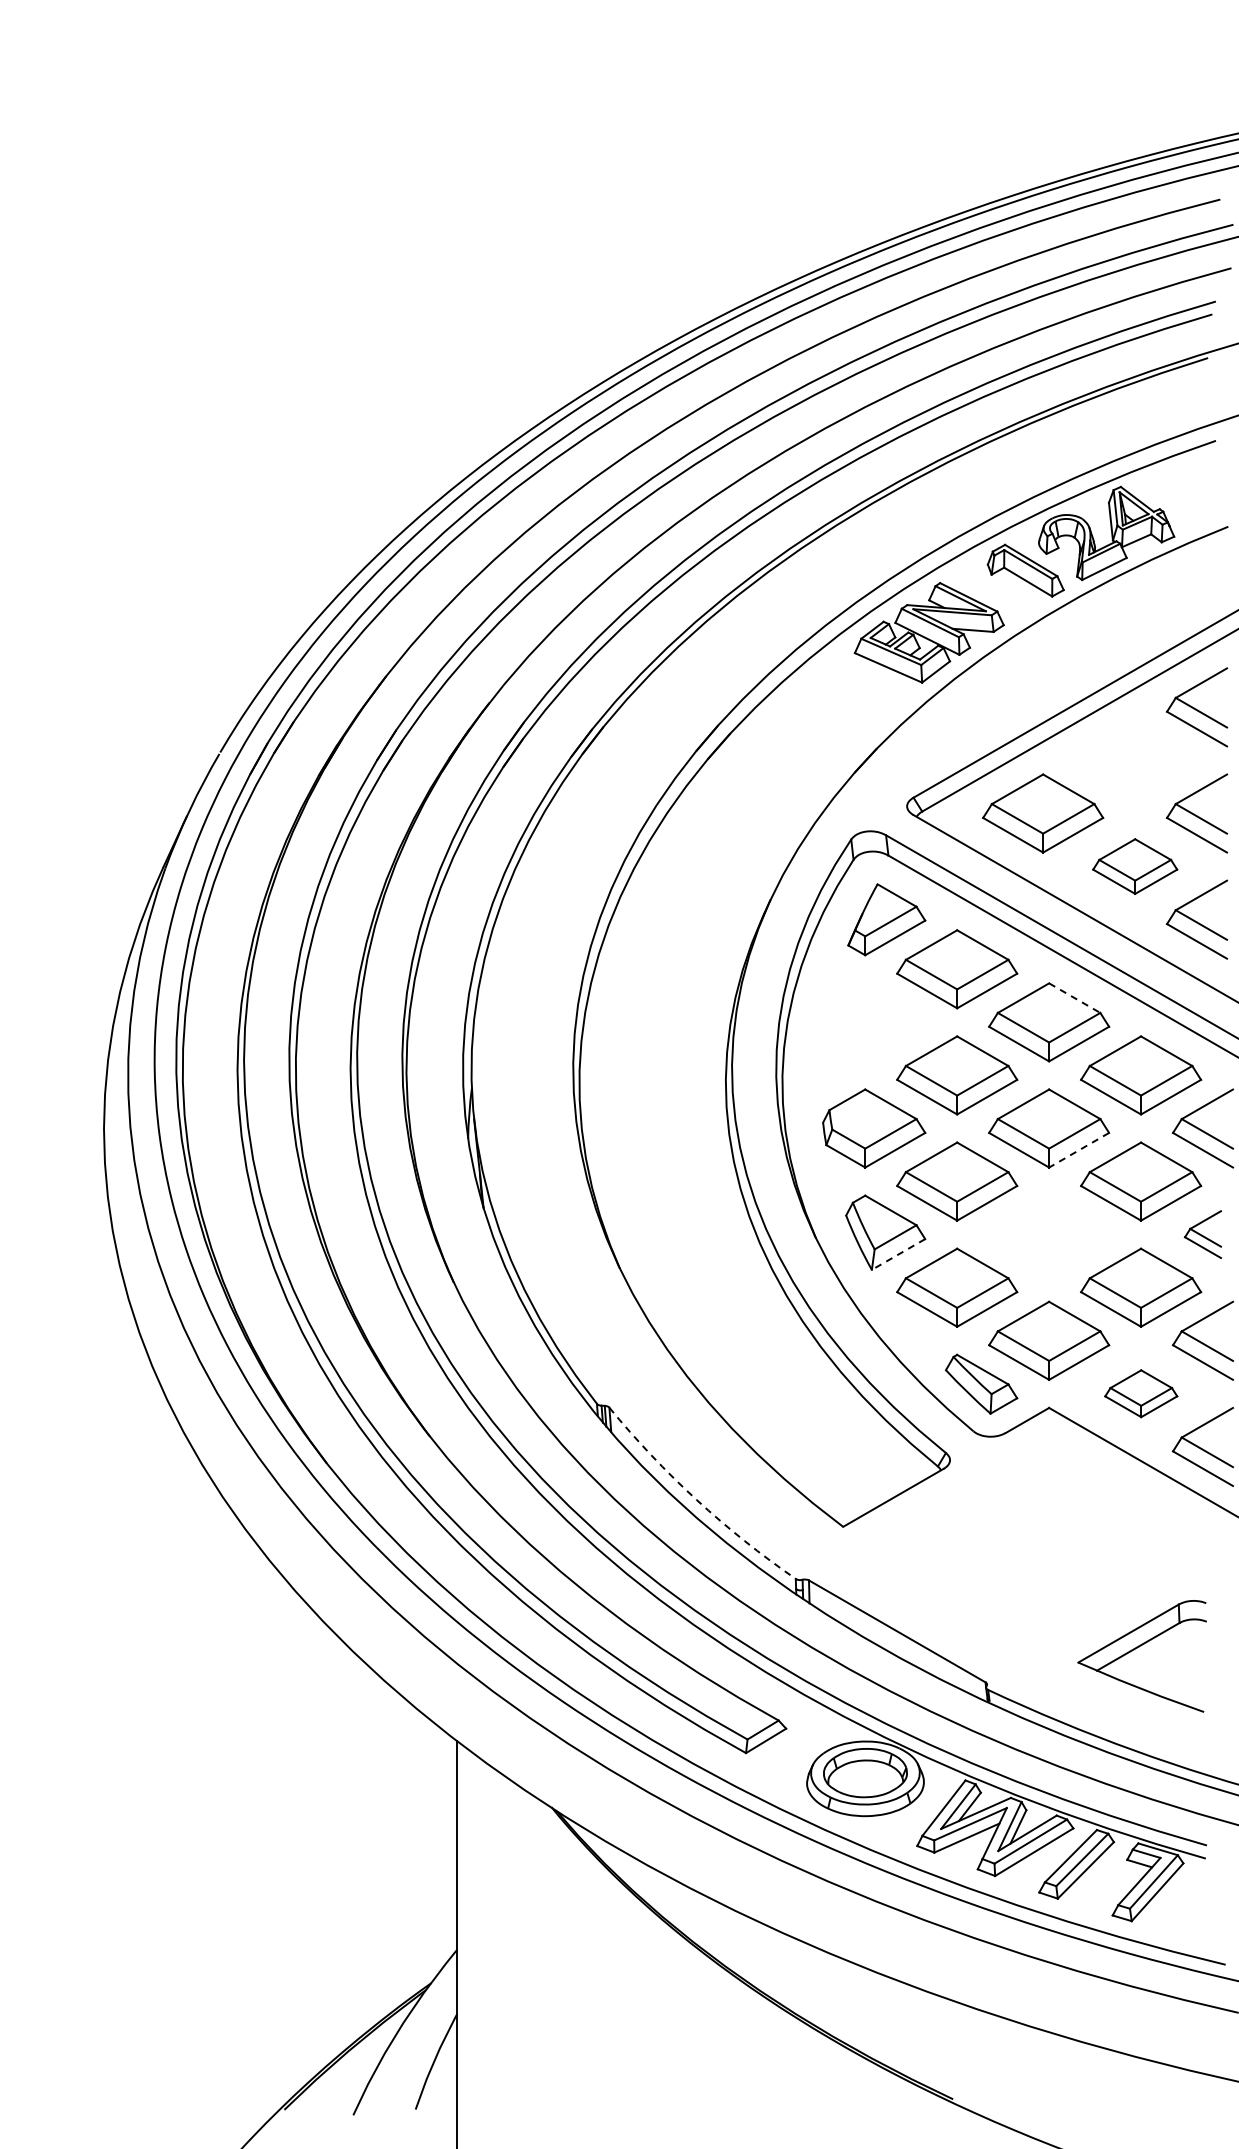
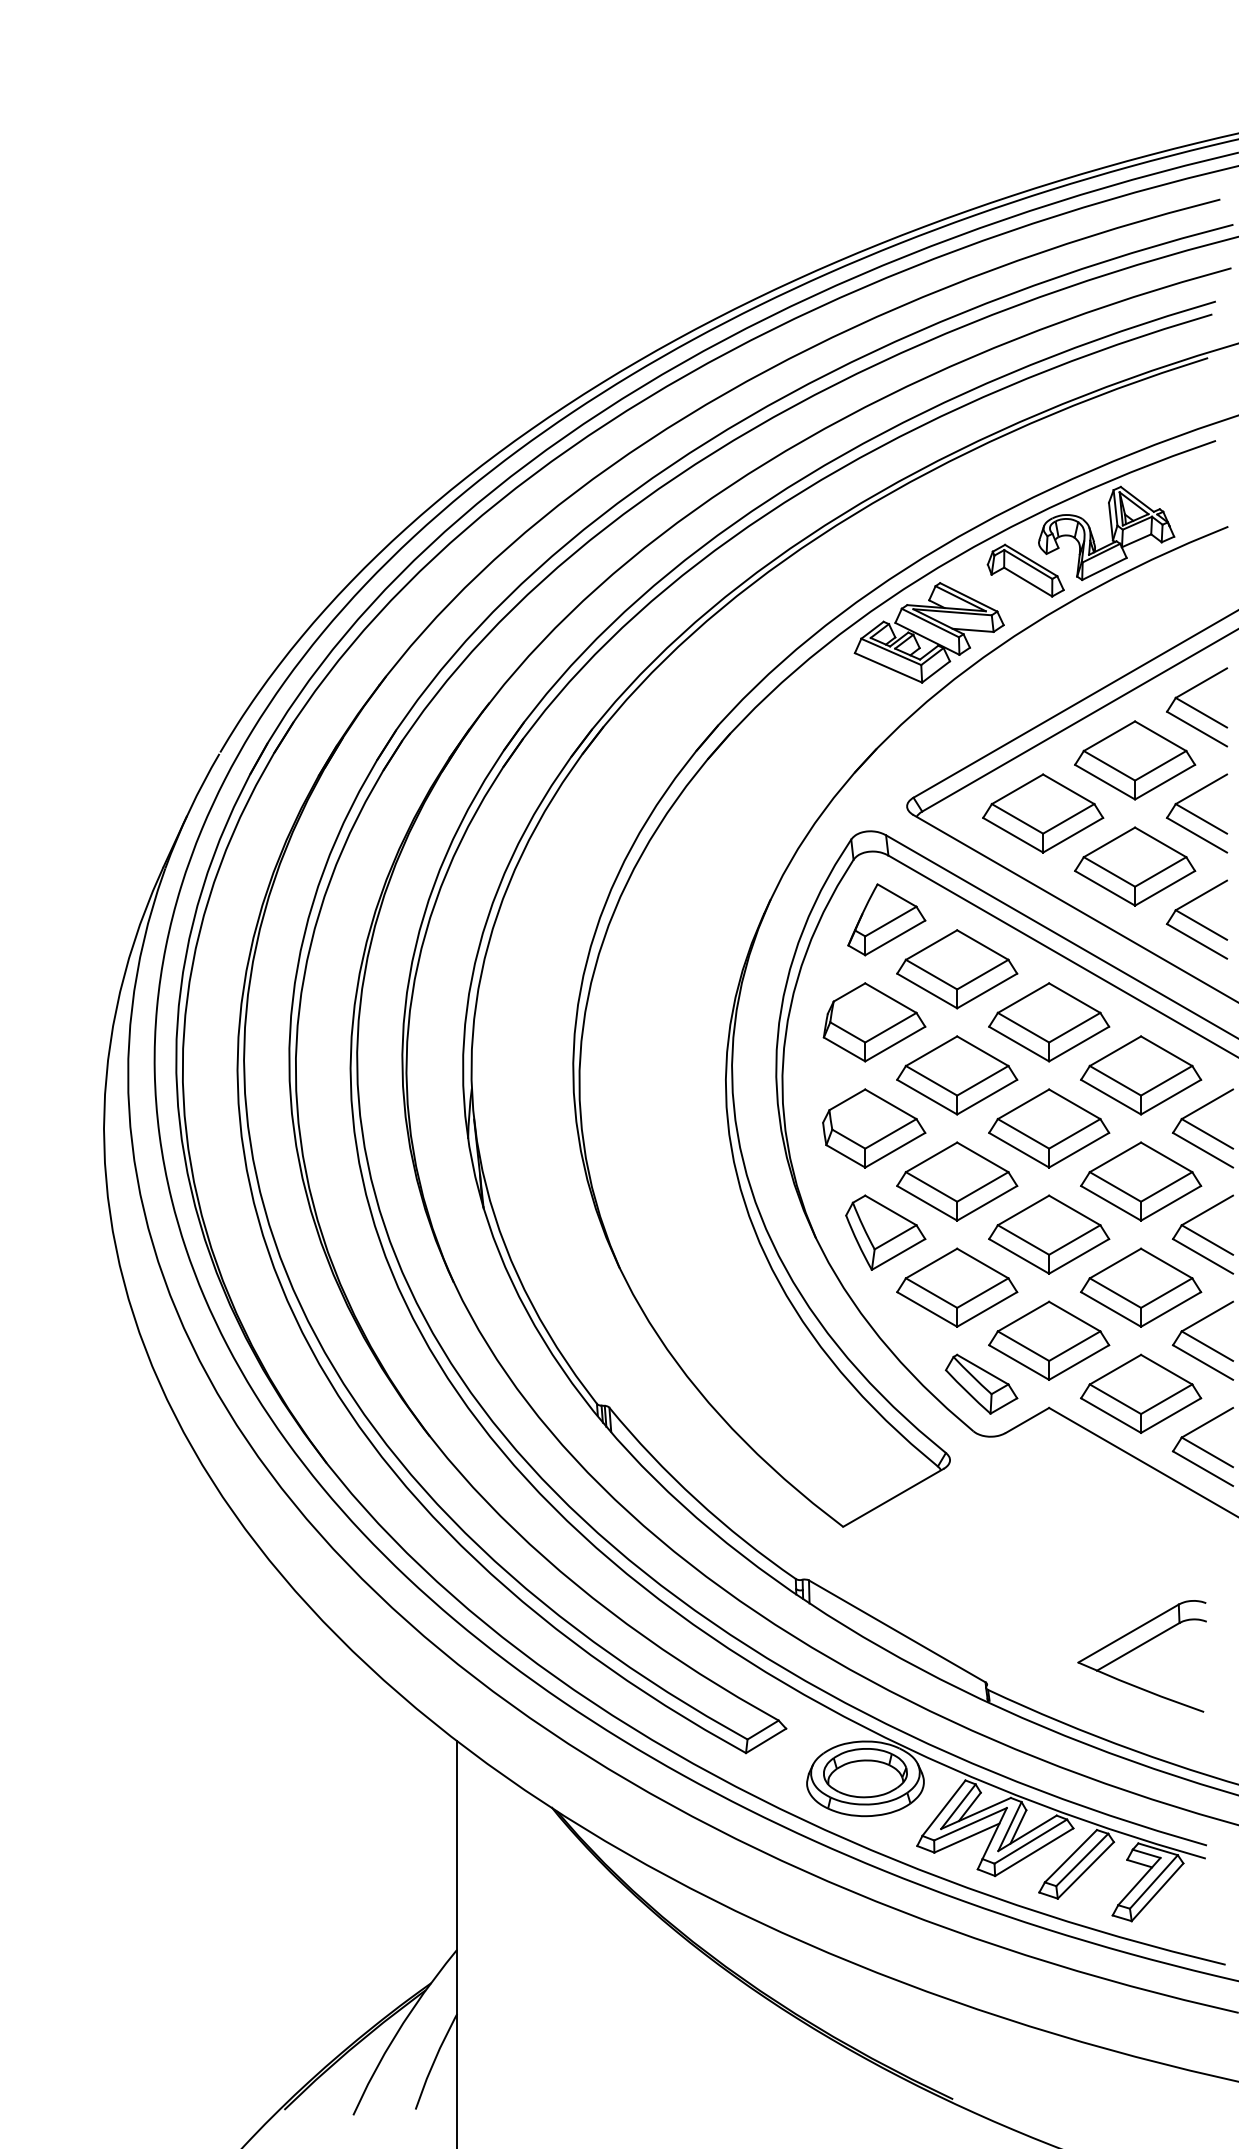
part: none -> present (1135, 760)
part size: 87x57 px -> 123x81 px (1135, 866)
line: dashed -> solid (1074, 998)
part: none -> present (874, 1022)
line: dashed -> solid (1079, 1150)
part: none -> present (1049, 1234)
part size: 40x49 px -> 64x81 px (1202, 1234)
line: dashed -> solid (898, 1254)
part size: 75x50 px -> 123x81 px (1141, 1393)
arc: dashed -> solid (696, 1499)
